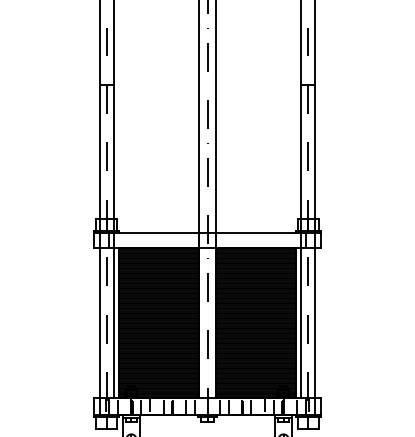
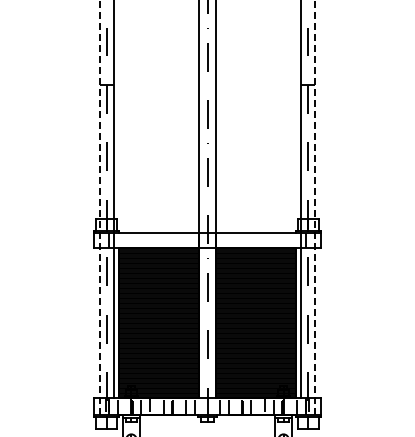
line: solid -> dashed (99, 206)
line: solid -> dashed (315, 206)
